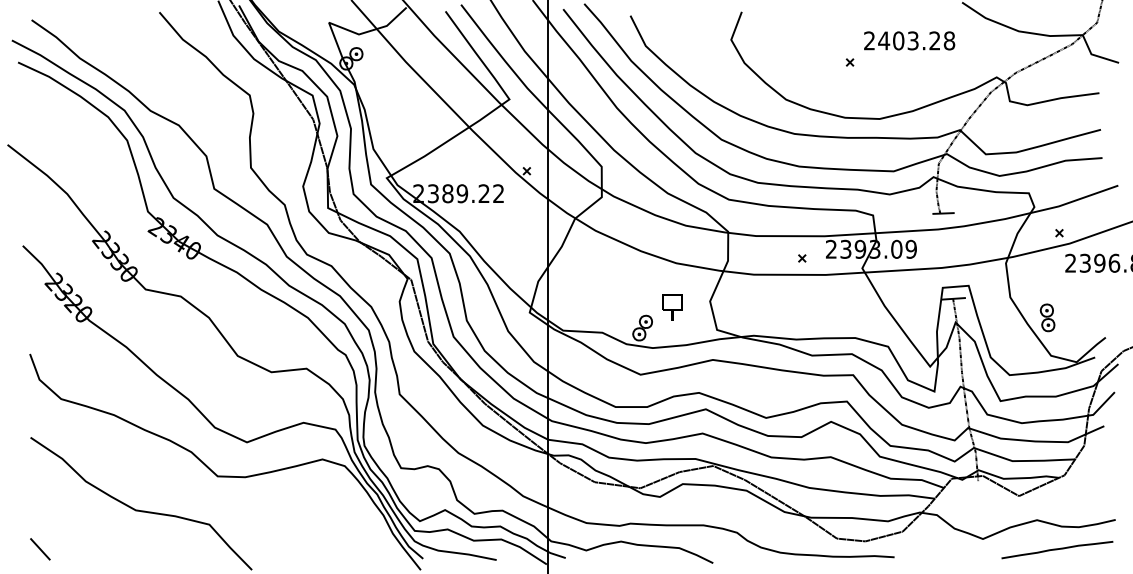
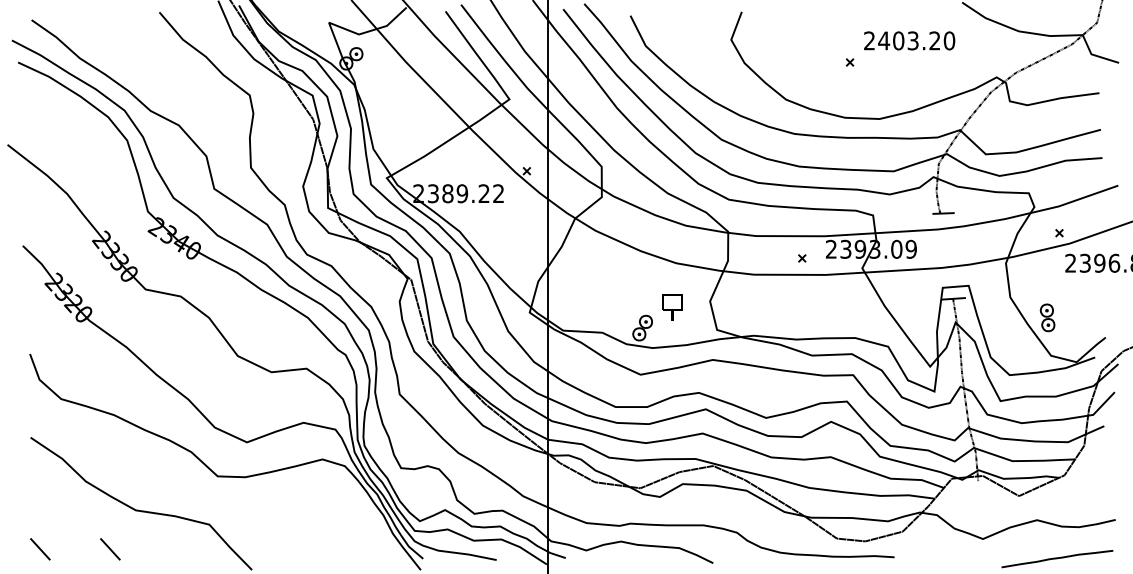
text: 2403.28 -> 2403.20 (949, 40)
line: none -> present (110, 549)
curve position: (1057, 550) -> (1057, 559) (1057, 559)
